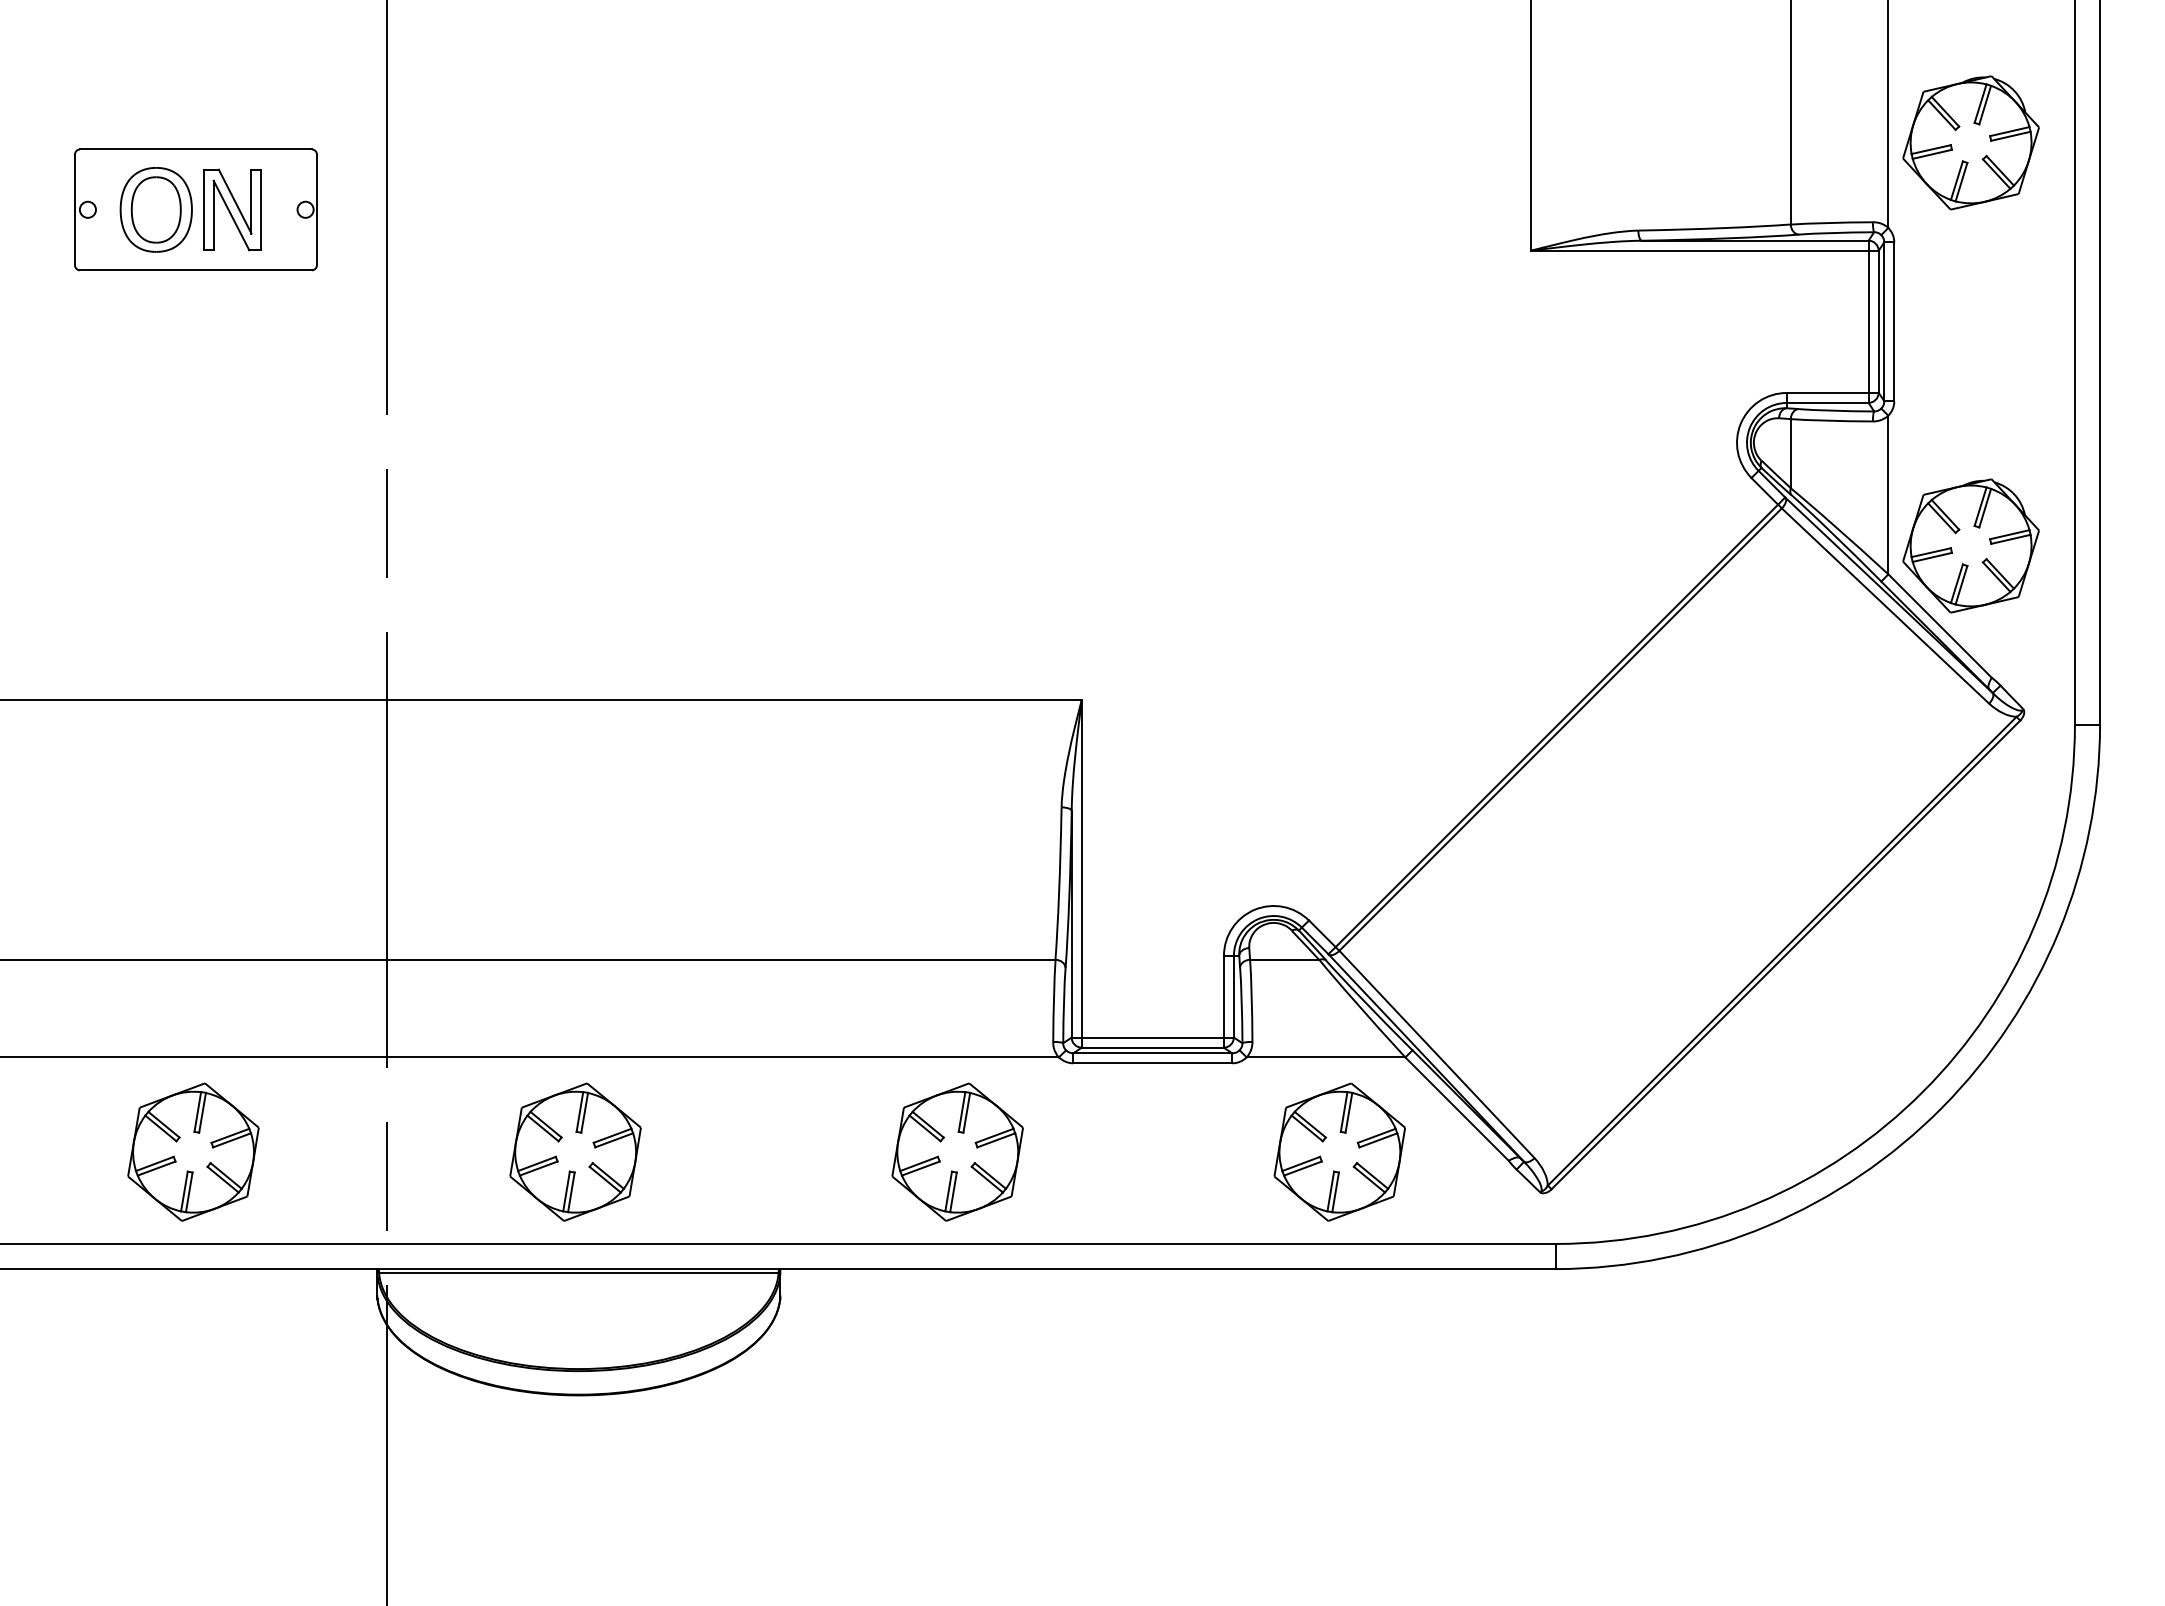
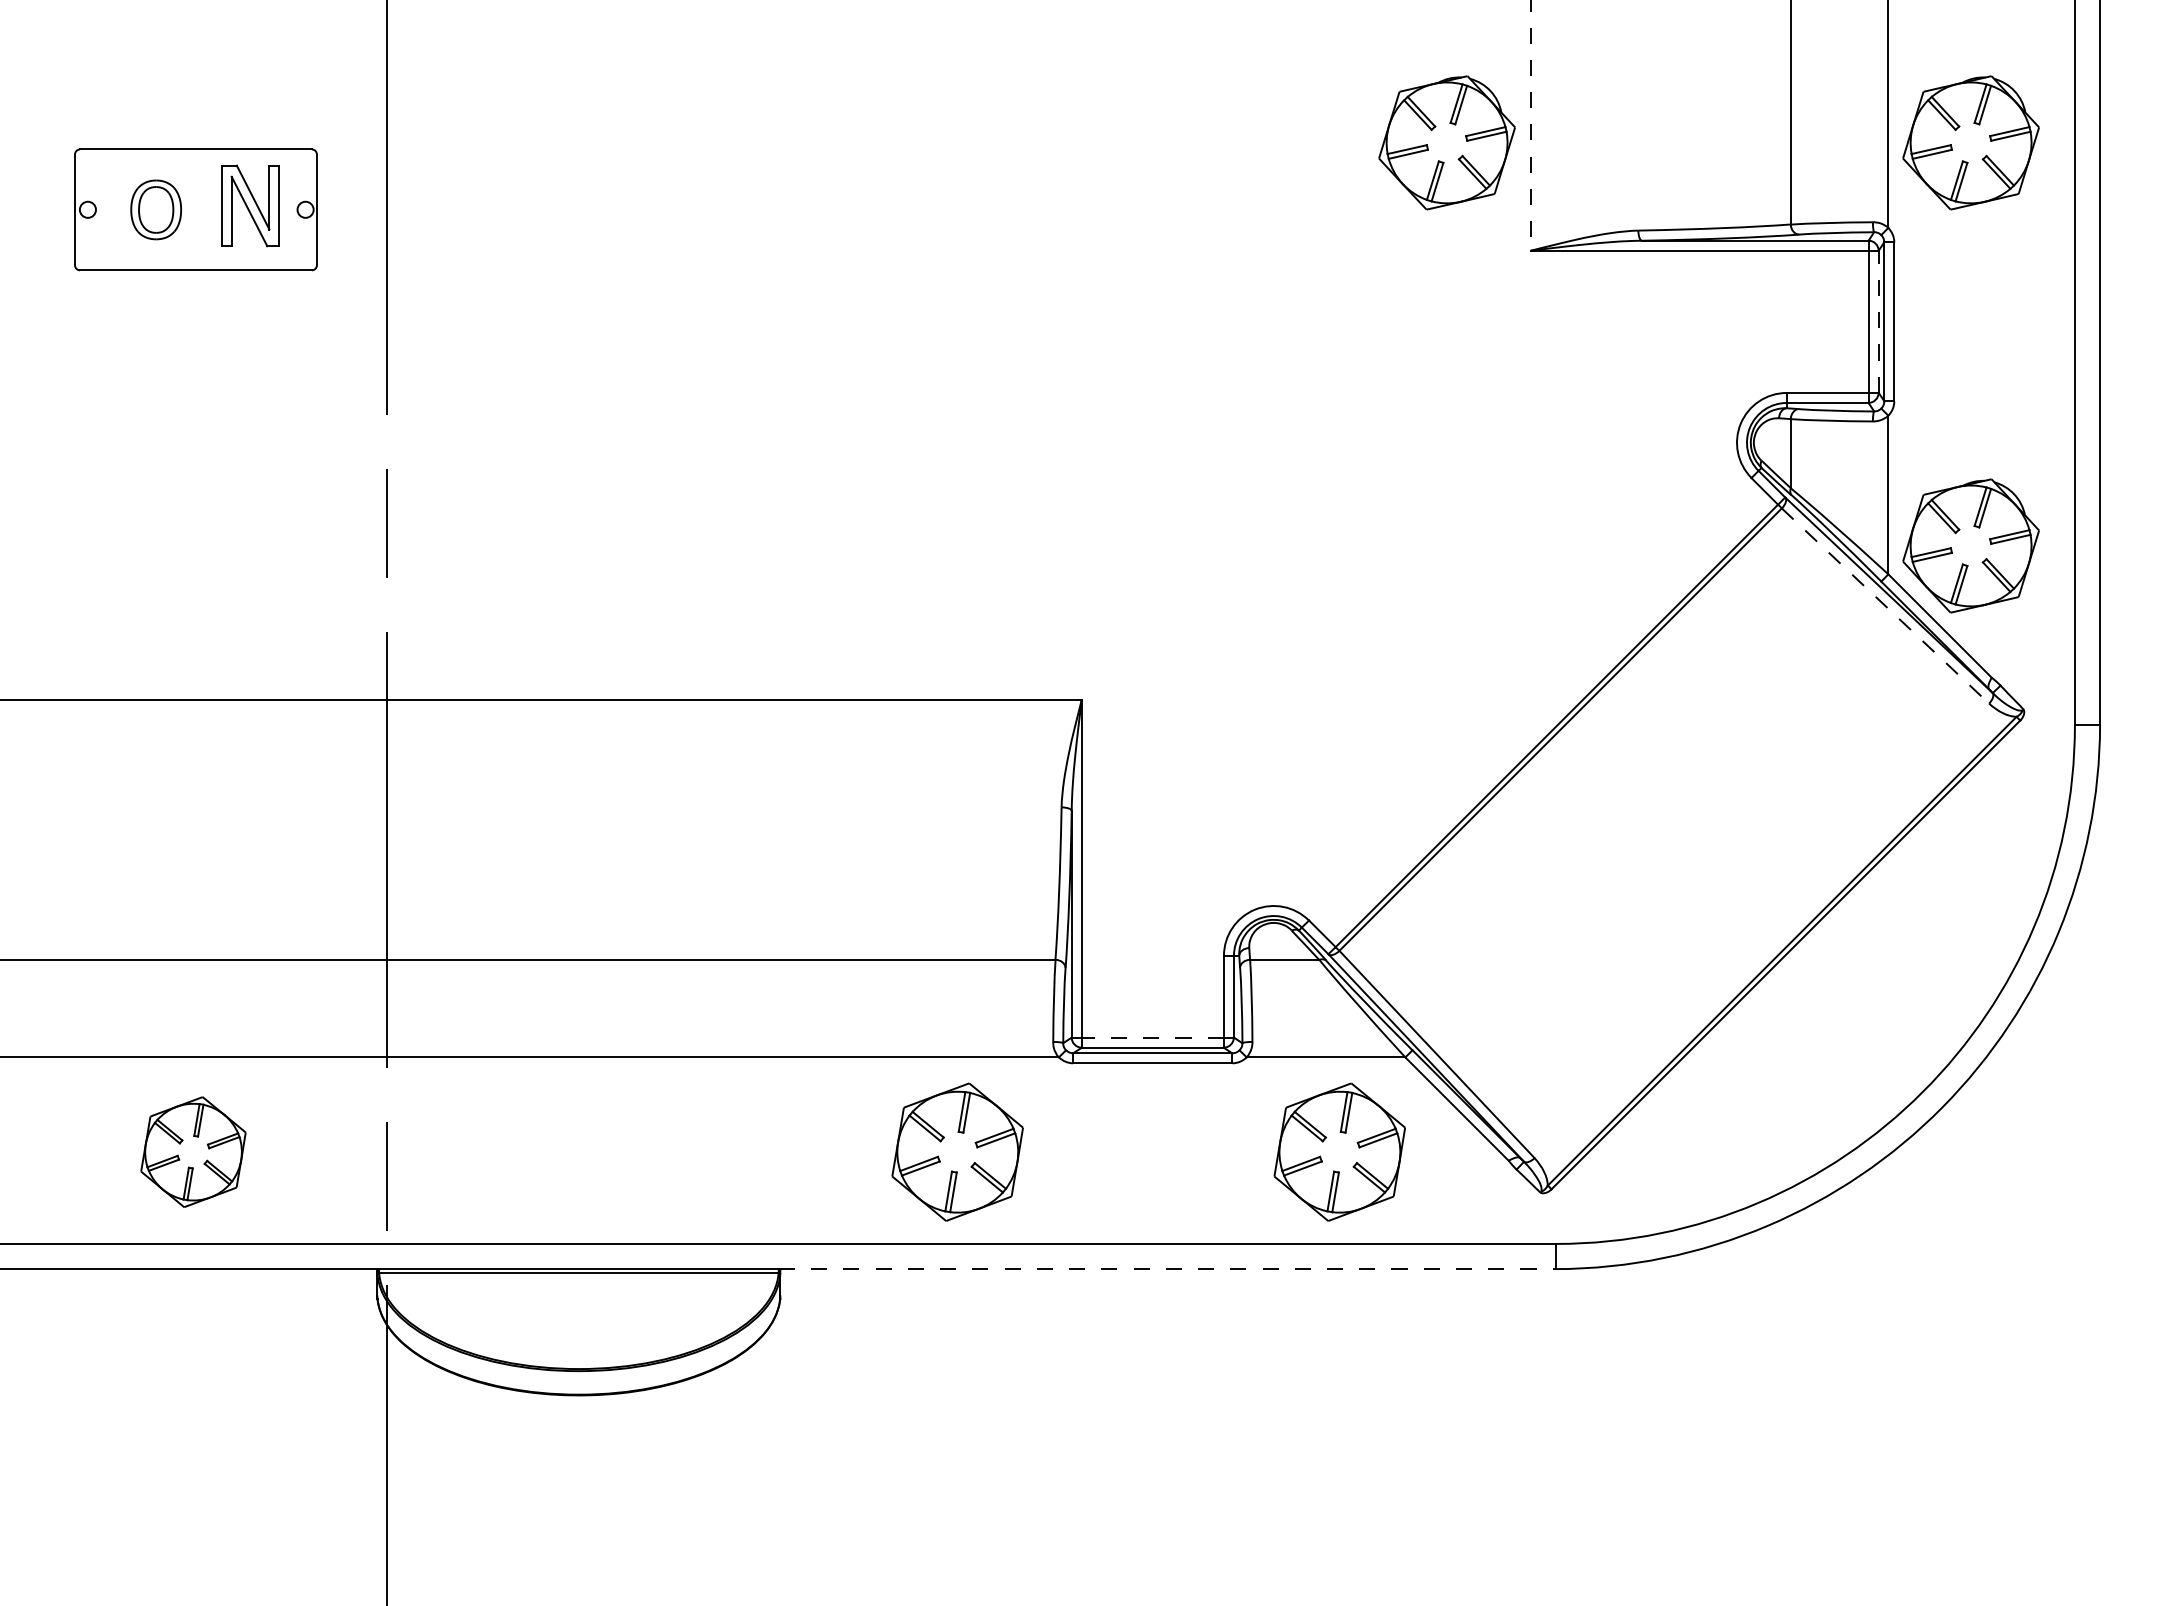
line: solid -> dashed (1530, 125)
part: none -> present (1446, 142)
part size: 74x86 px -> 52x62 px (155, 209)
part position: (232, 209) -> (250, 205) (250, 205)
line: solid -> dashed (1878, 321)
line: solid -> dashed (1885, 606)
line: solid -> dashed (1152, 1037)
part size: 133x140 px -> 107x112 px (193, 1151)
part: present -> none (575, 1151)
line: solid -> dashed (1167, 1269)
